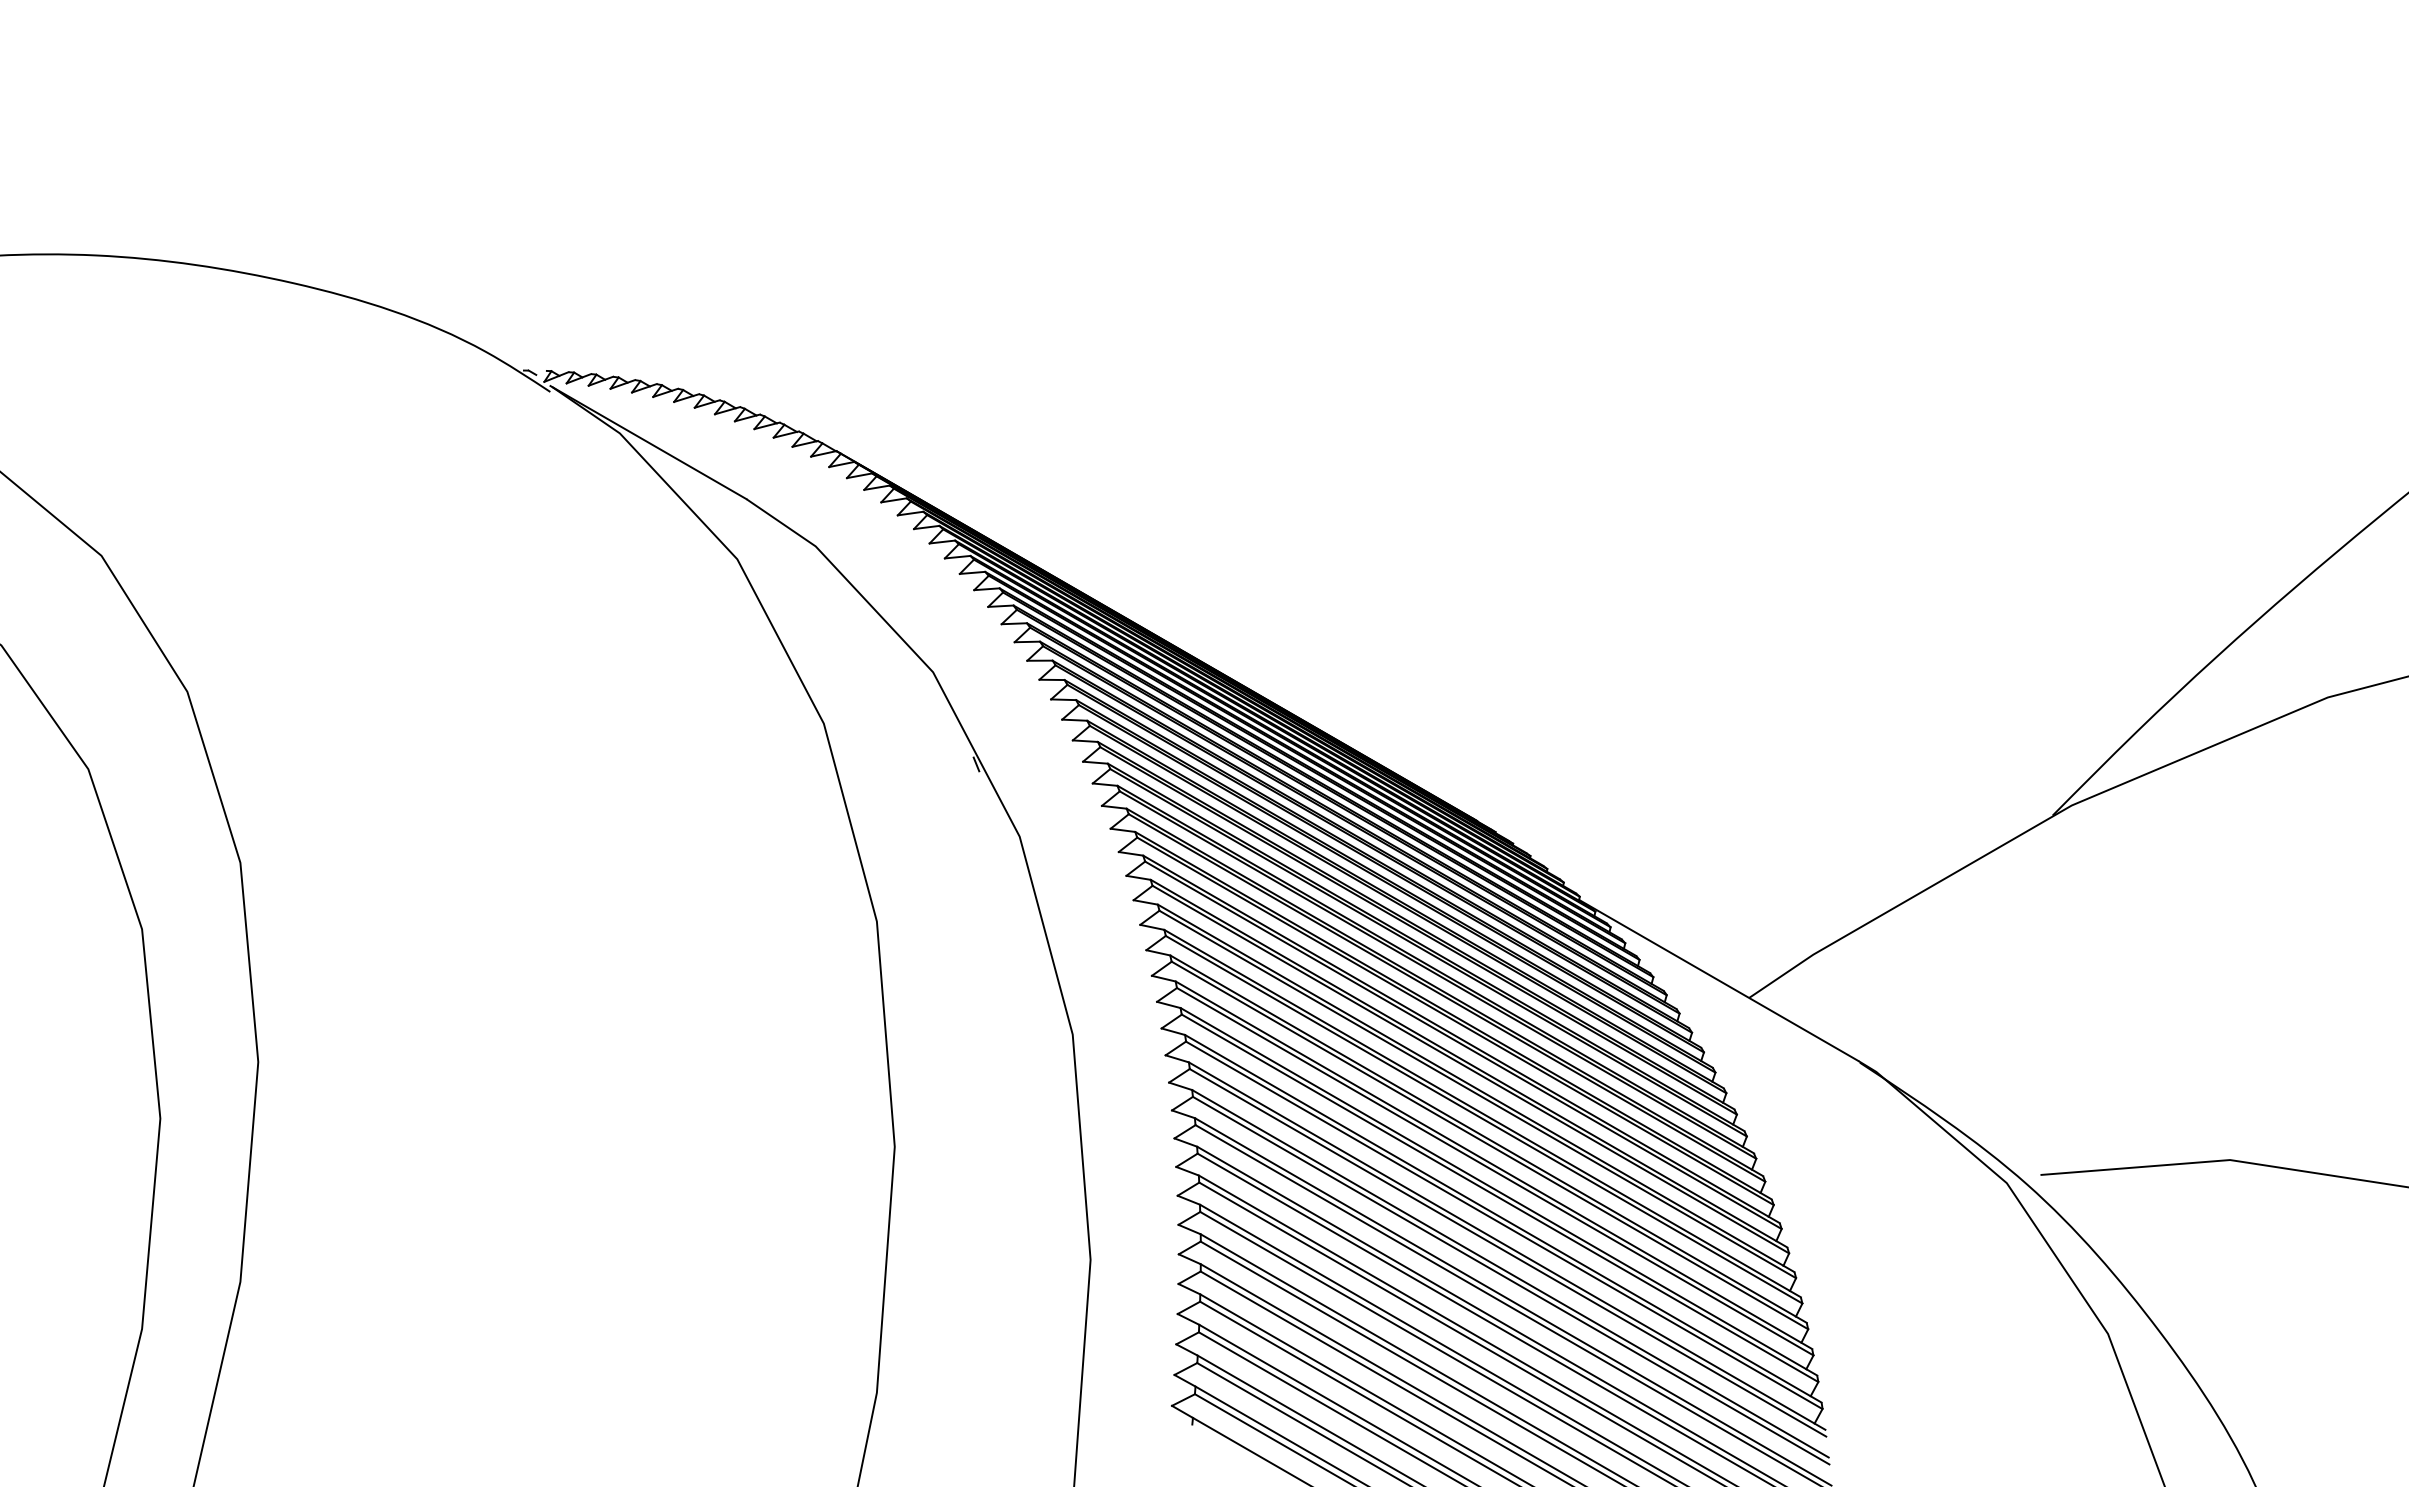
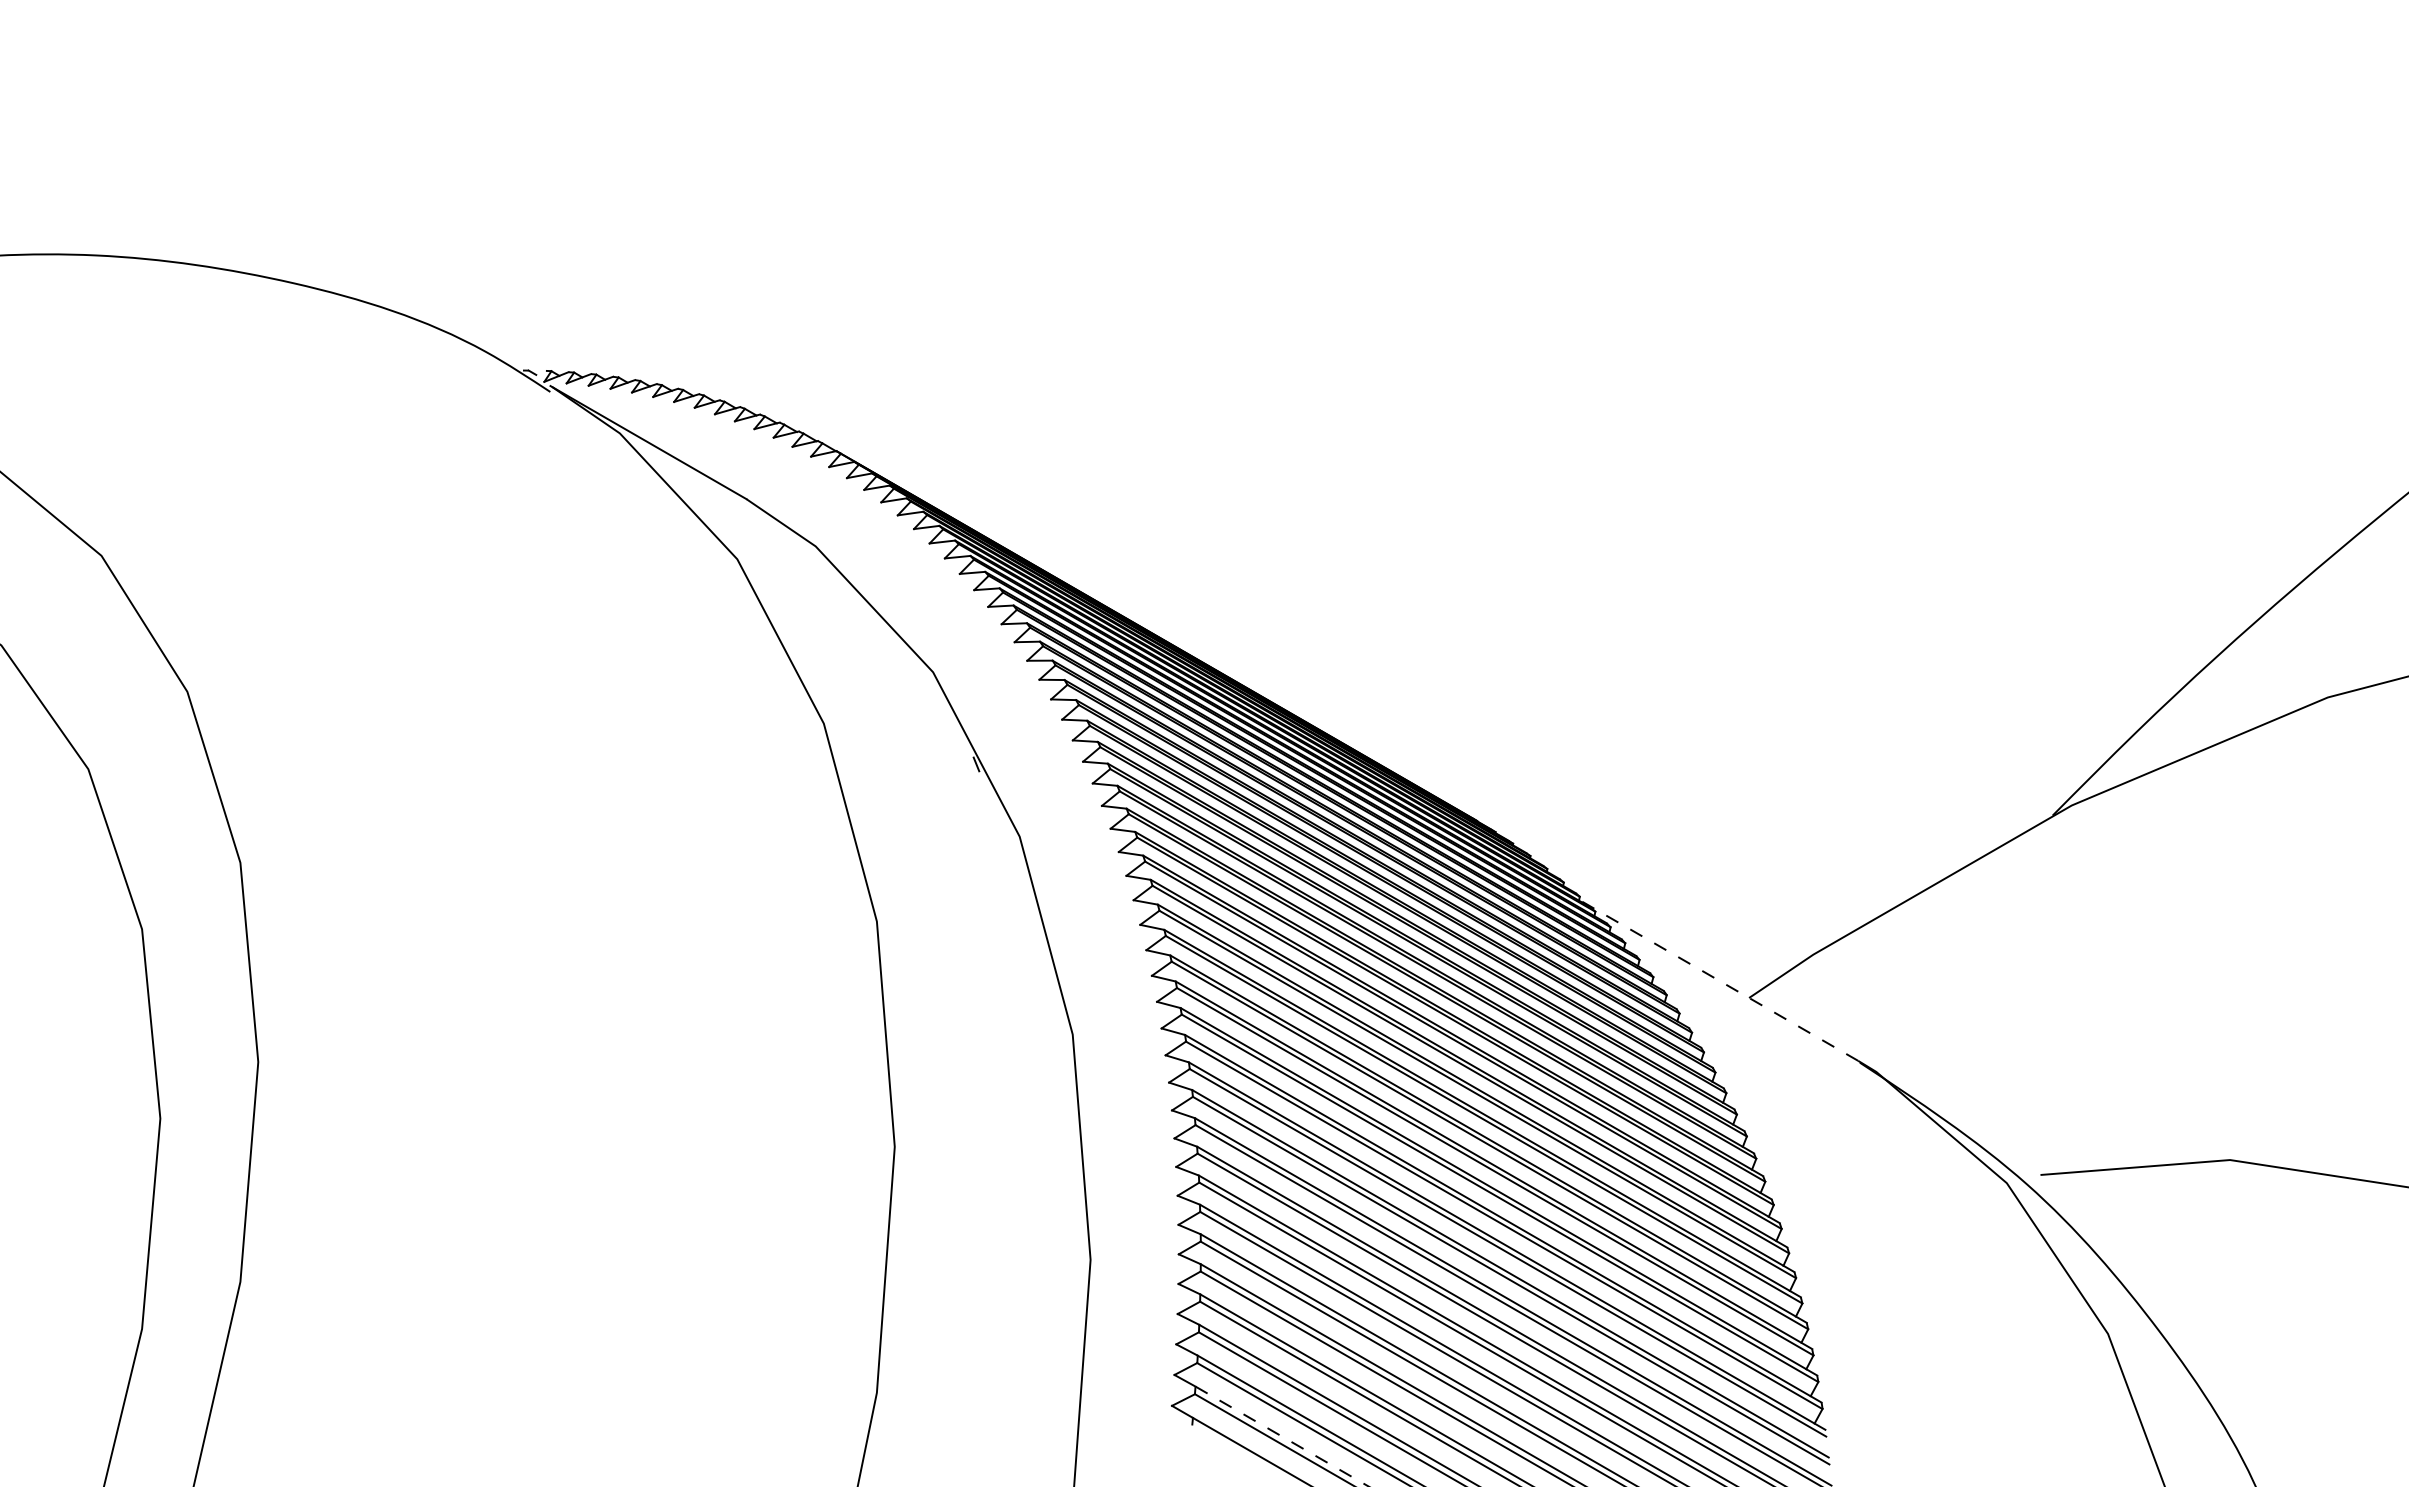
line: solid -> dashed (1718, 980)
line: solid -> dashed (1282, 1436)
